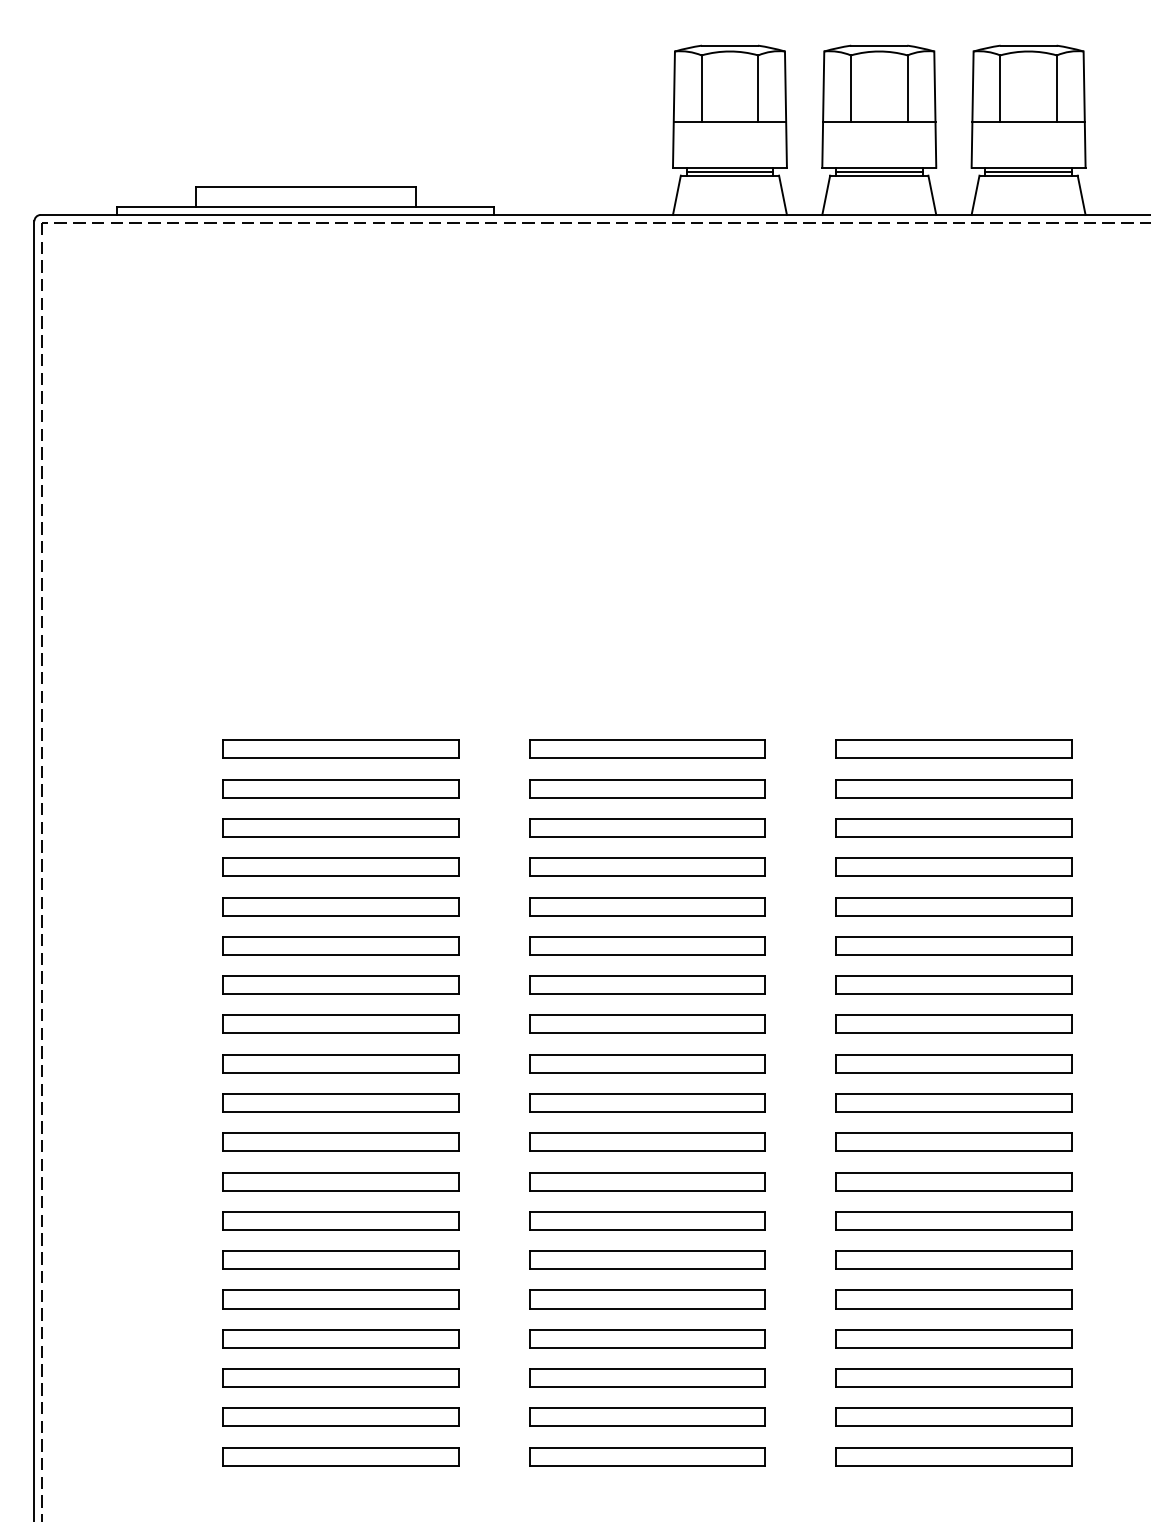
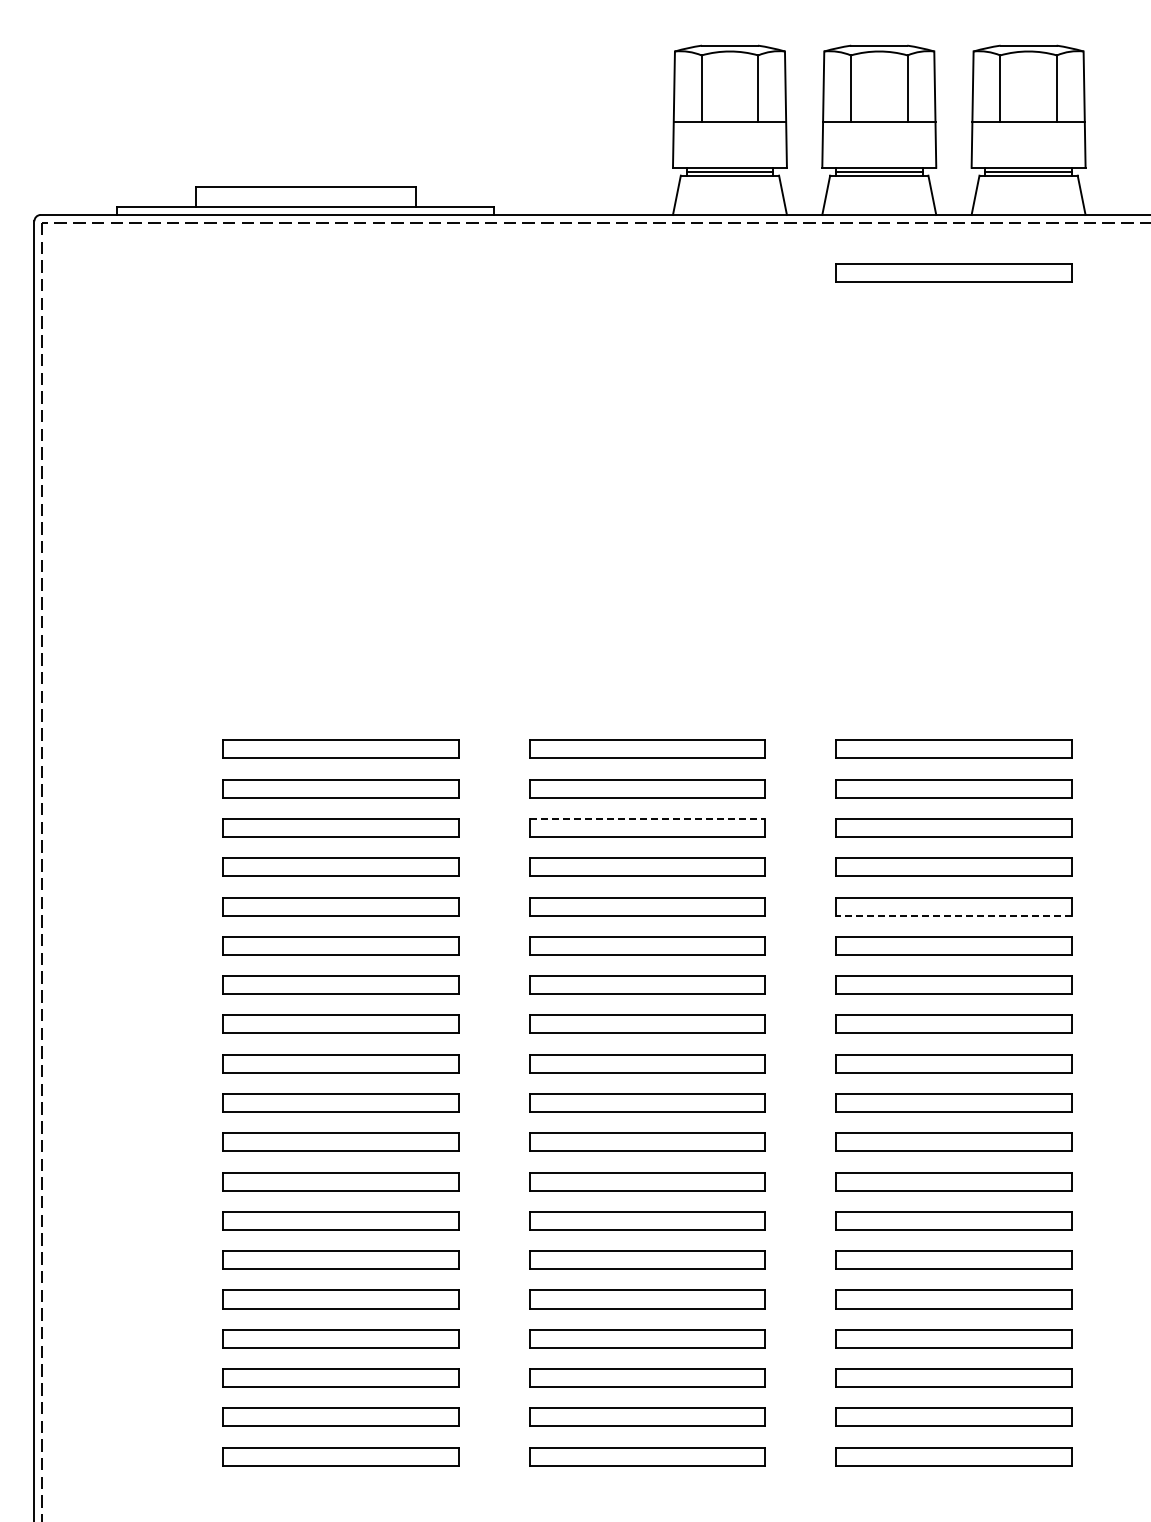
part: none -> present (953, 272)
line: solid -> dashed (647, 818)
line: solid -> dashed (953, 915)
